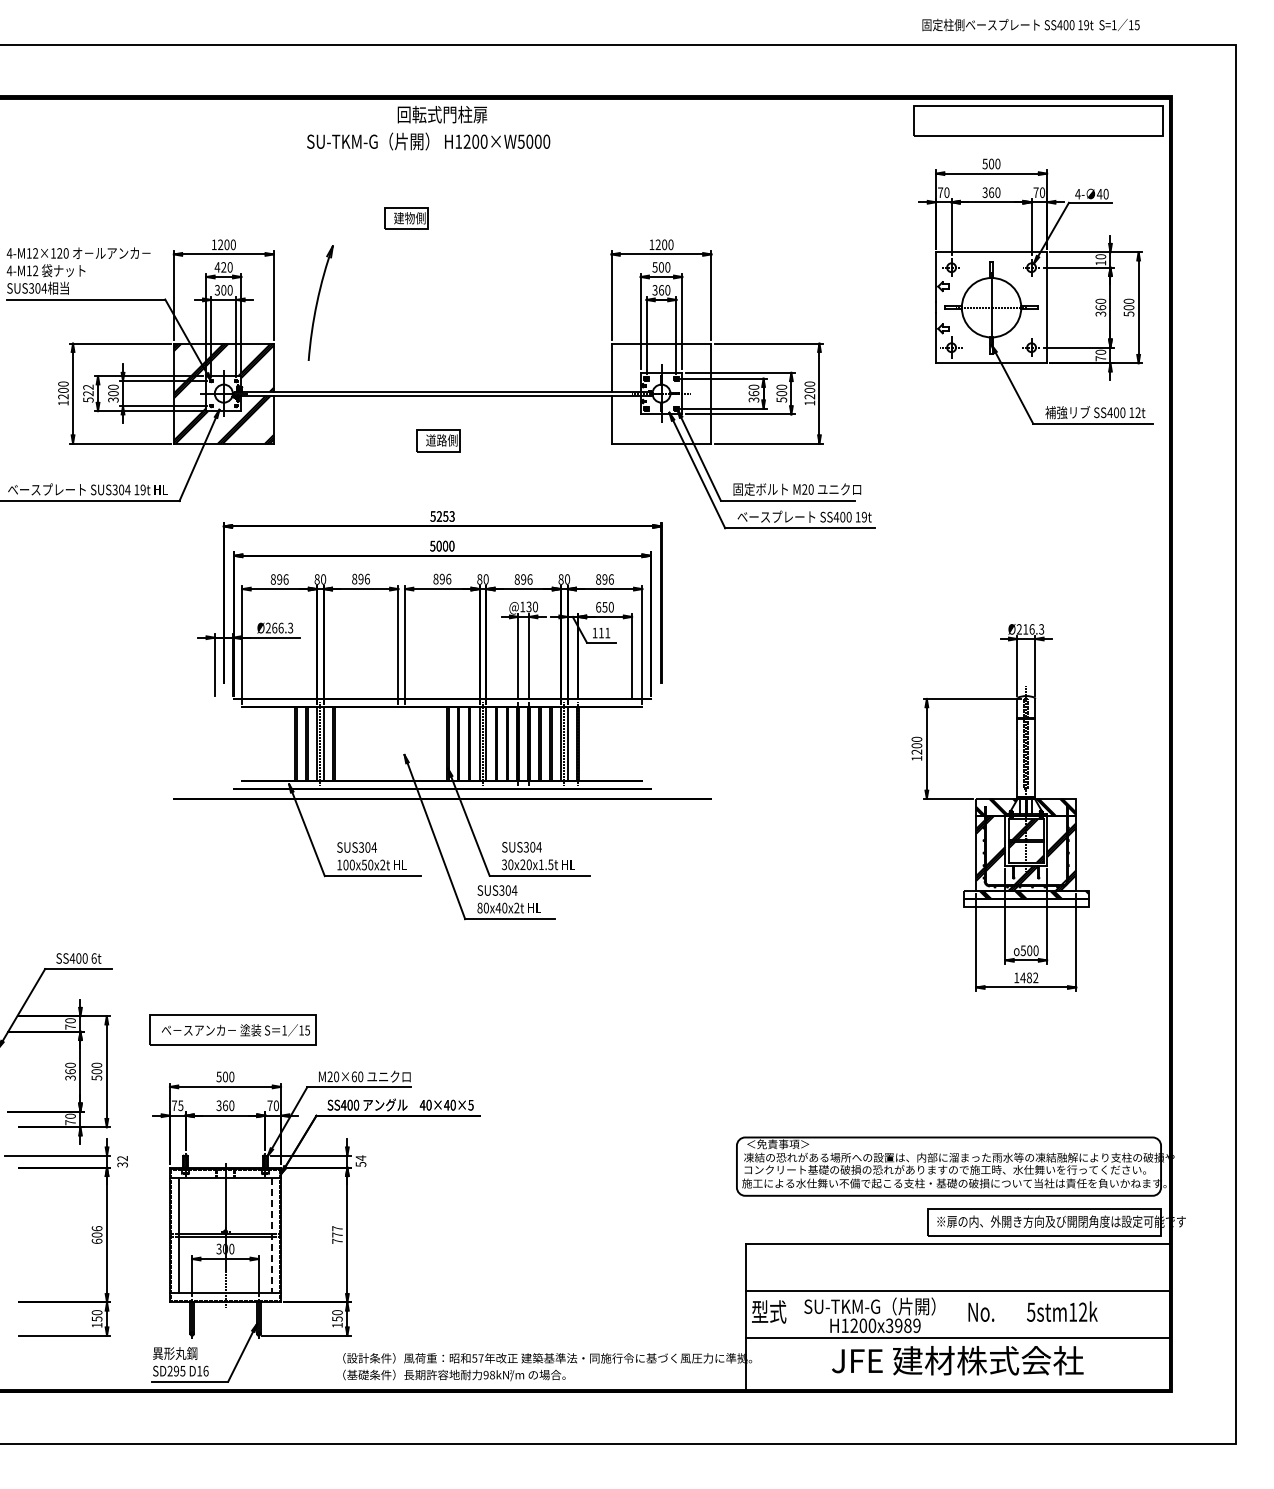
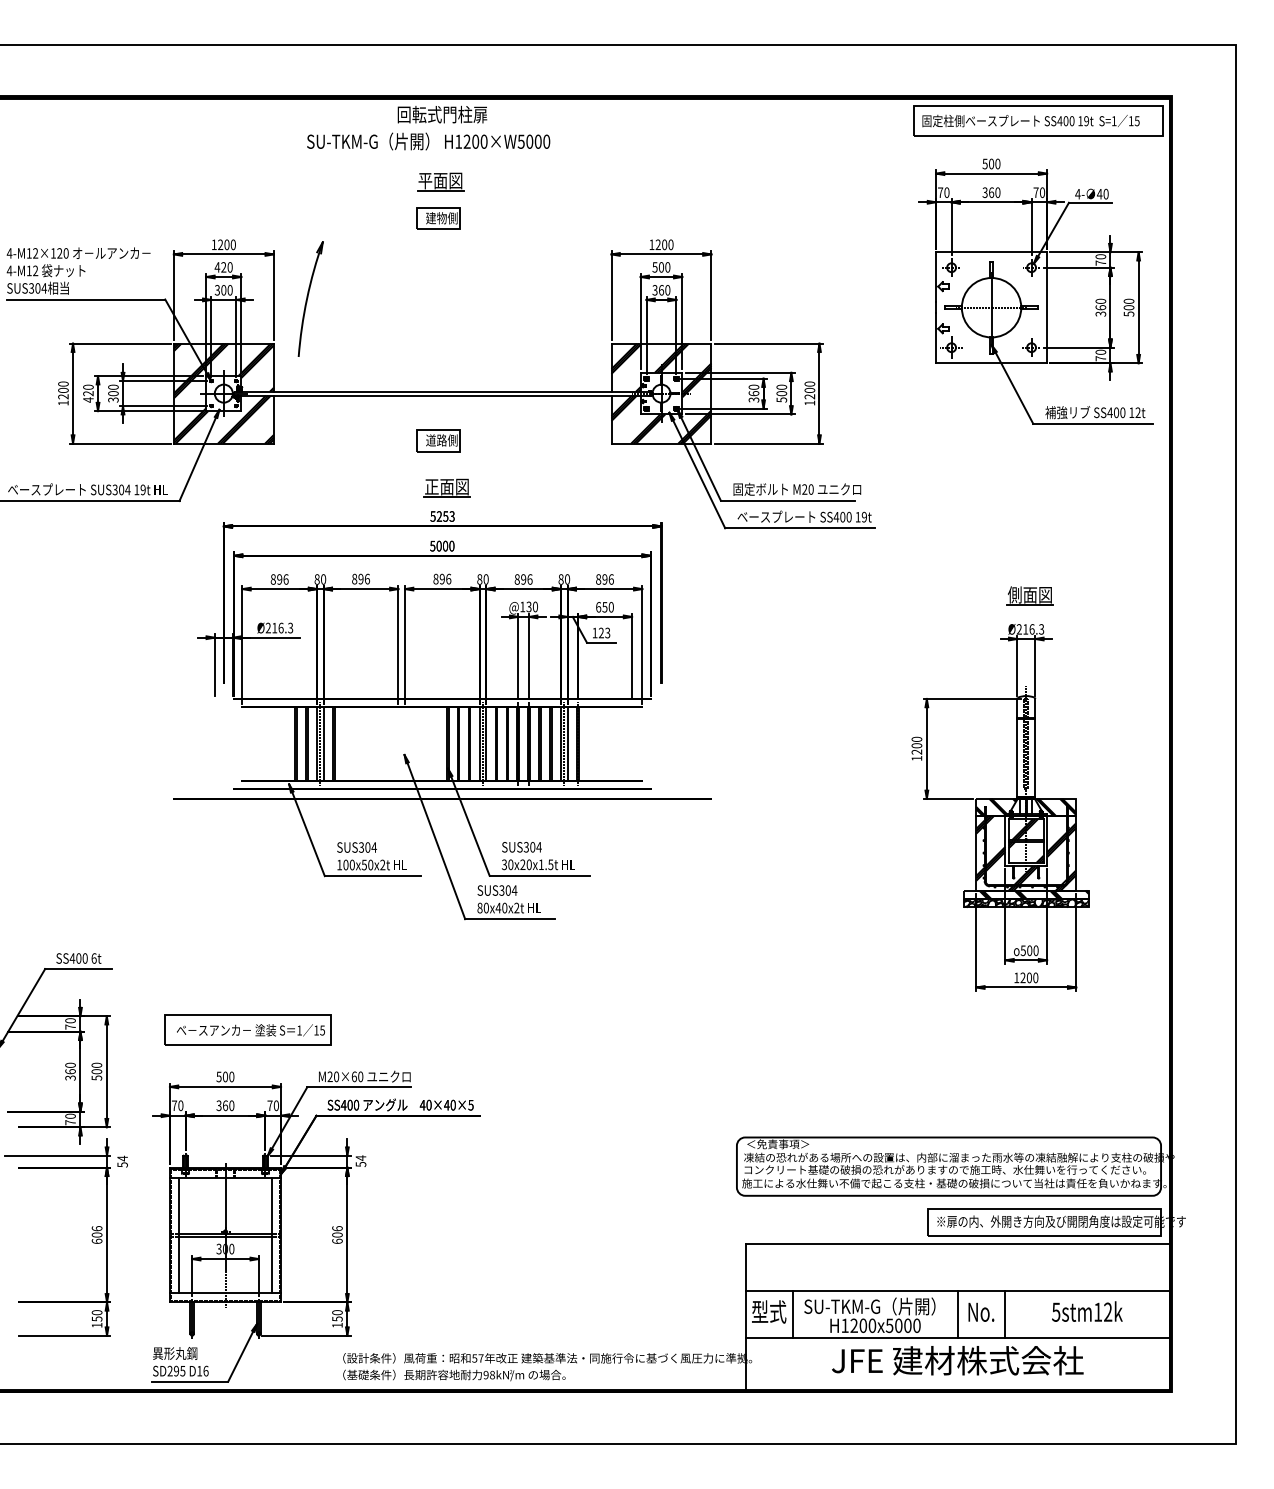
text position: (1030, 24) -> (1030, 120) (1030, 120)
part: none -> present (440, 181)
part position: (406, 218) -> (438, 218) (438, 218)
text: 10 -> 70 (1100, 262)
part position: (320, 302) -> (310, 298) (310, 298)
text: 522 -> 420 (88, 393)
hatch: none -> present (661, 393)
part: none -> present (446, 487)
part: none -> present (1029, 595)
text: Ø266.3 -> Ø216.3 (274, 627)
text: 111 -> 123 (604, 632)
hatch: none -> present (1025, 902)
text: 1482 -> 1200 (1029, 977)
part position: (232, 1029) -> (247, 1029) (247, 1029)
text: 75 -> 70 (180, 1105)
text: 32 -> 54 (122, 1161)
text: 777 -> 606 (337, 1234)
line: dashed -> solid (272, 1235)
text position: (1062, 1311) -> (1087, 1311) (1087, 1311)
line: none -> present (792, 1314)
line: none -> present (957, 1314)
line: none -> present (1004, 1314)
text: H1200x3989 -> H1200x5000 (903, 1325)
